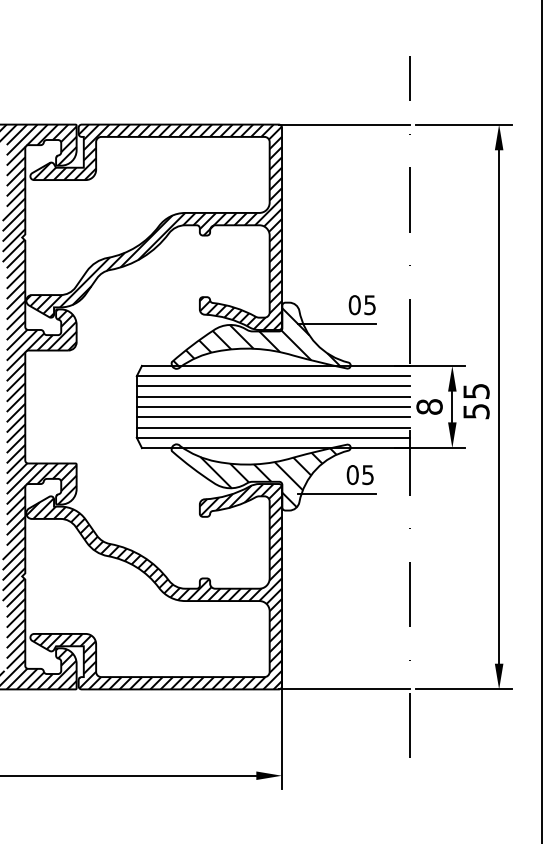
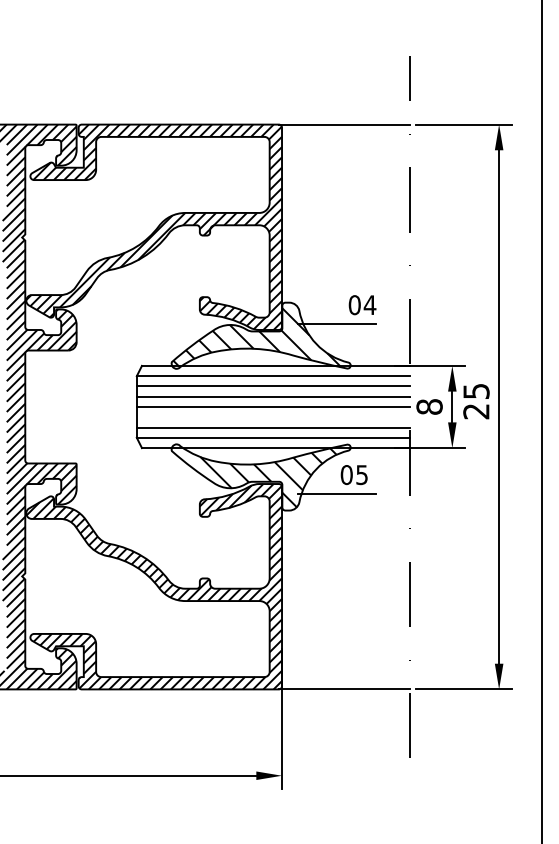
text: 05 -> 04 (369, 305)
text: 55 -> 25 (476, 411)
line: present -> none (272, 417)
text position: (359, 475) -> (353, 475) (353, 475)
